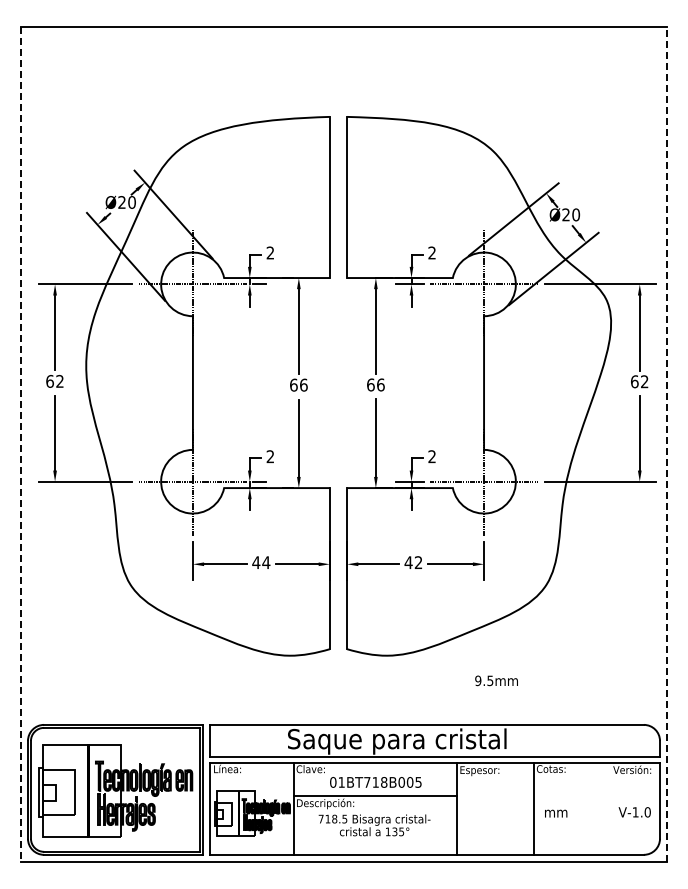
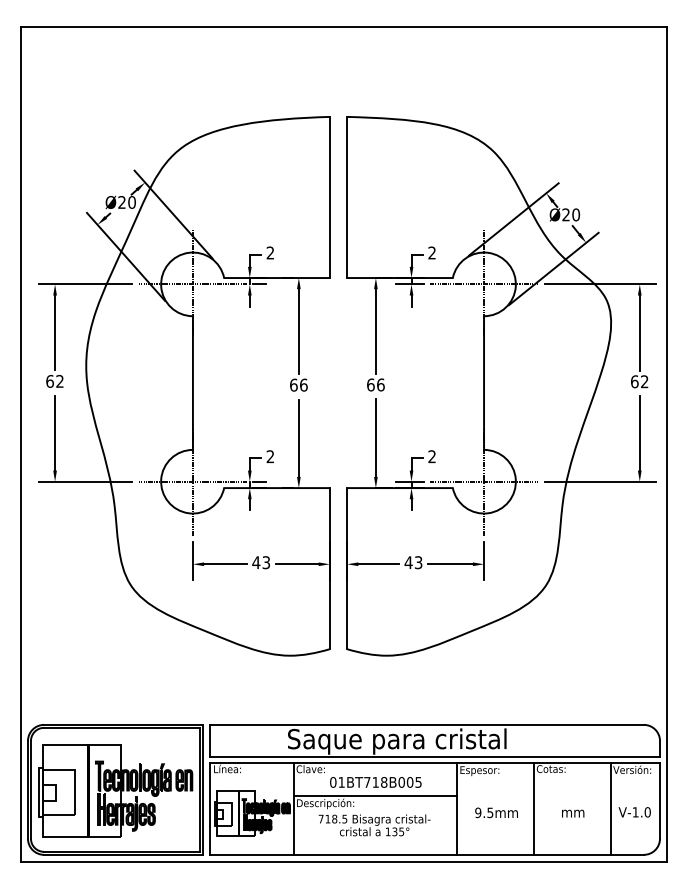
line: dashed -> solid (20, 444)
line: dashed -> solid (667, 444)
text: 44 -> 43 (266, 562)
text: 42 -> 43 (418, 562)
text position: (496, 680) -> (496, 812) (496, 812)
line: none -> present (610, 808)
text position: (556, 813) -> (573, 813) (573, 813)
